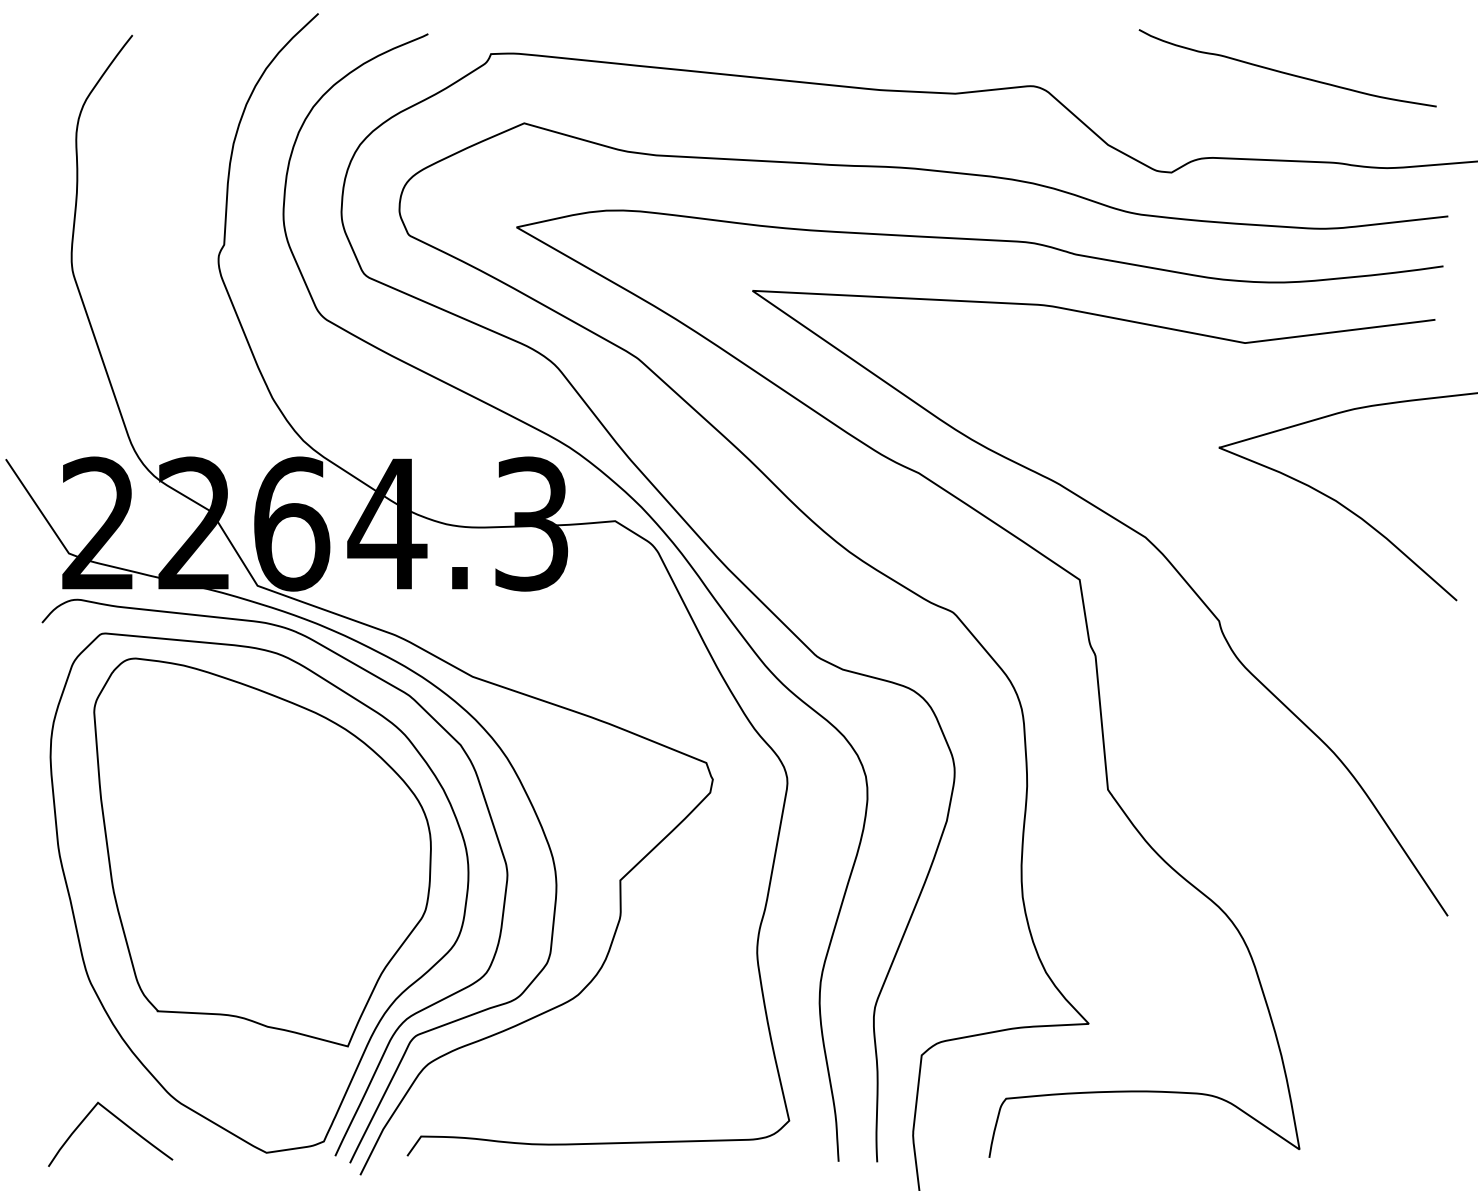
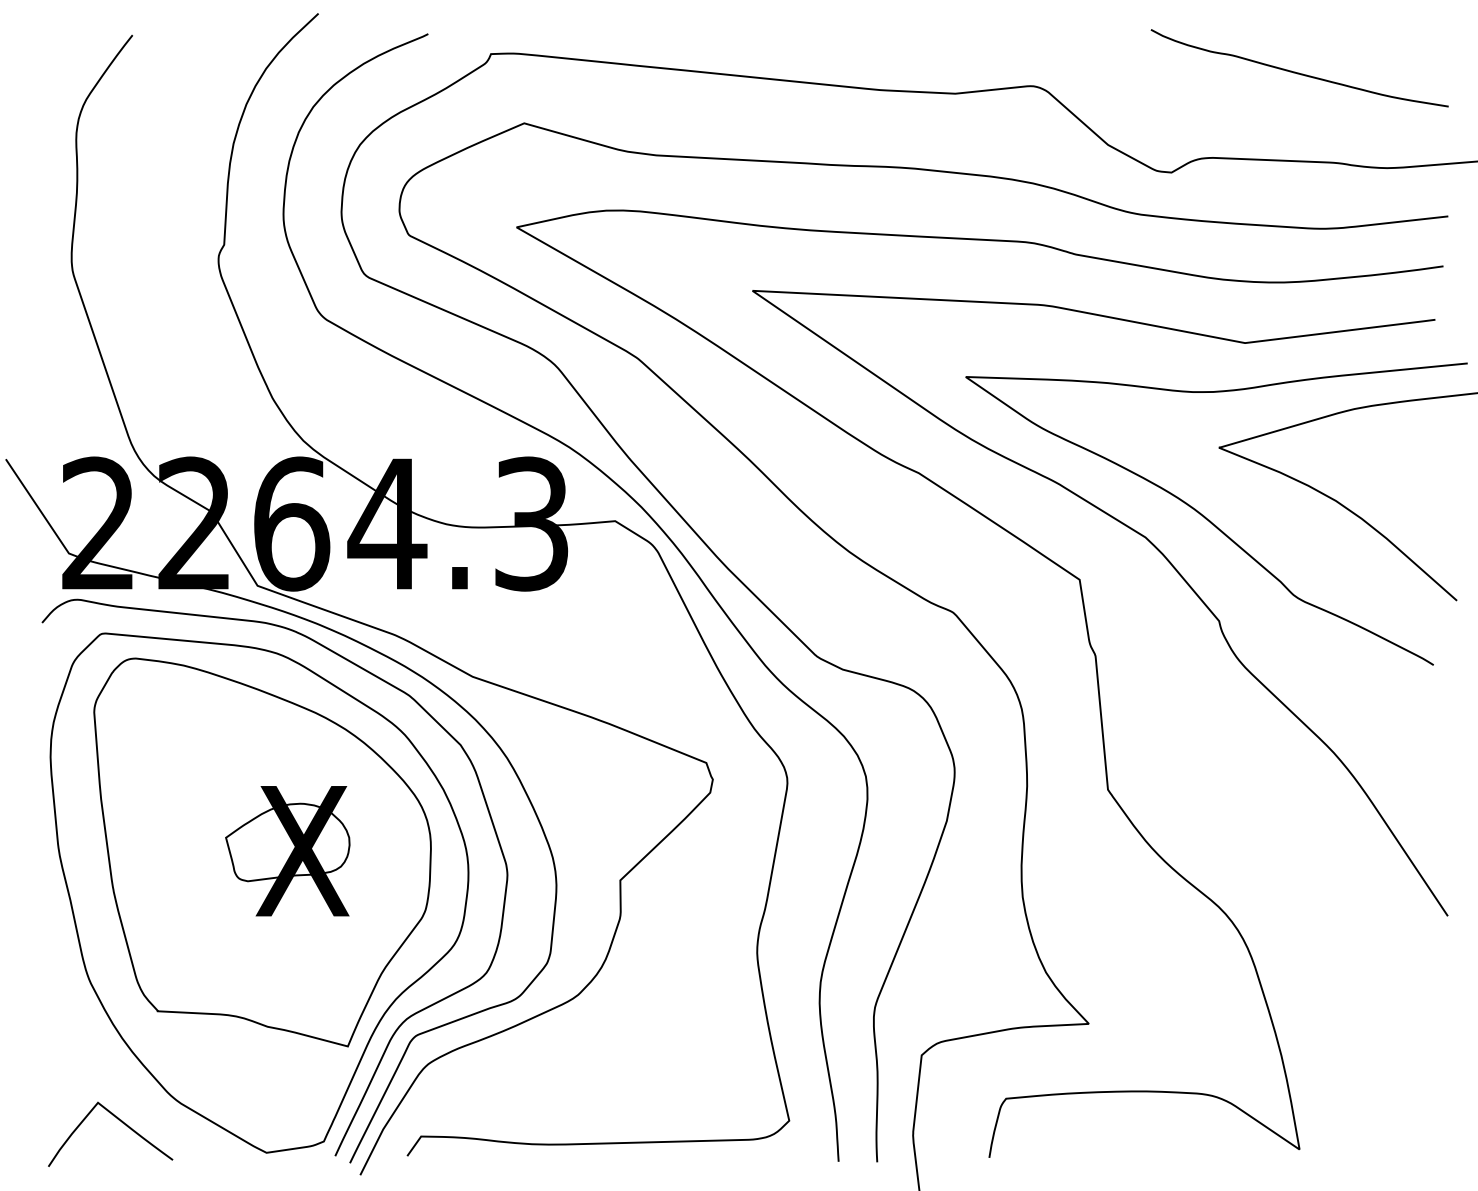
curve position: (1287, 72) -> (1299, 72) (1299, 72)
curve: none -> present (1209, 519)
part: none -> present (287, 851)
